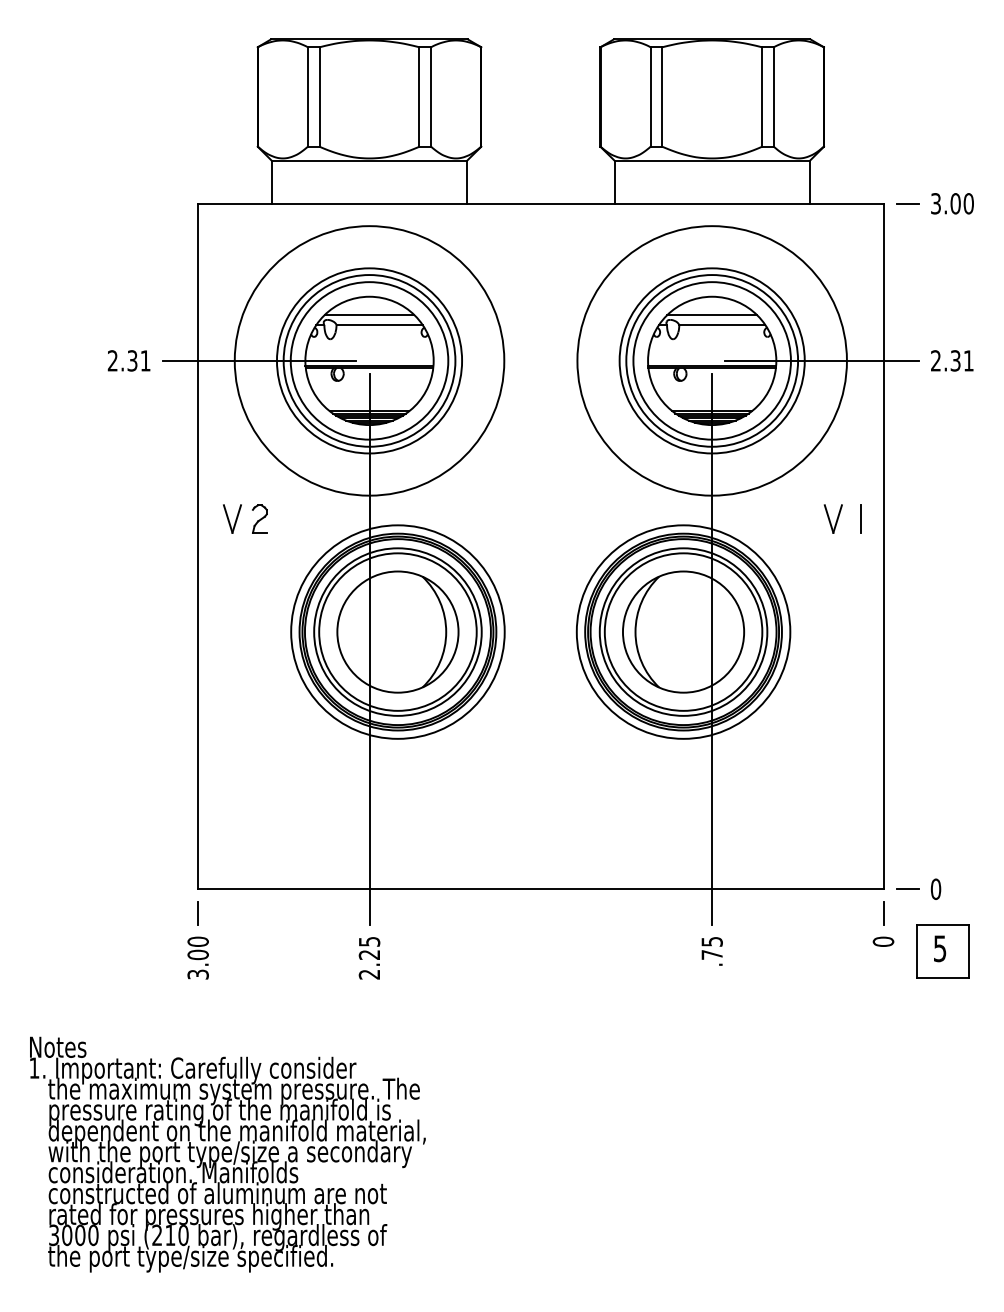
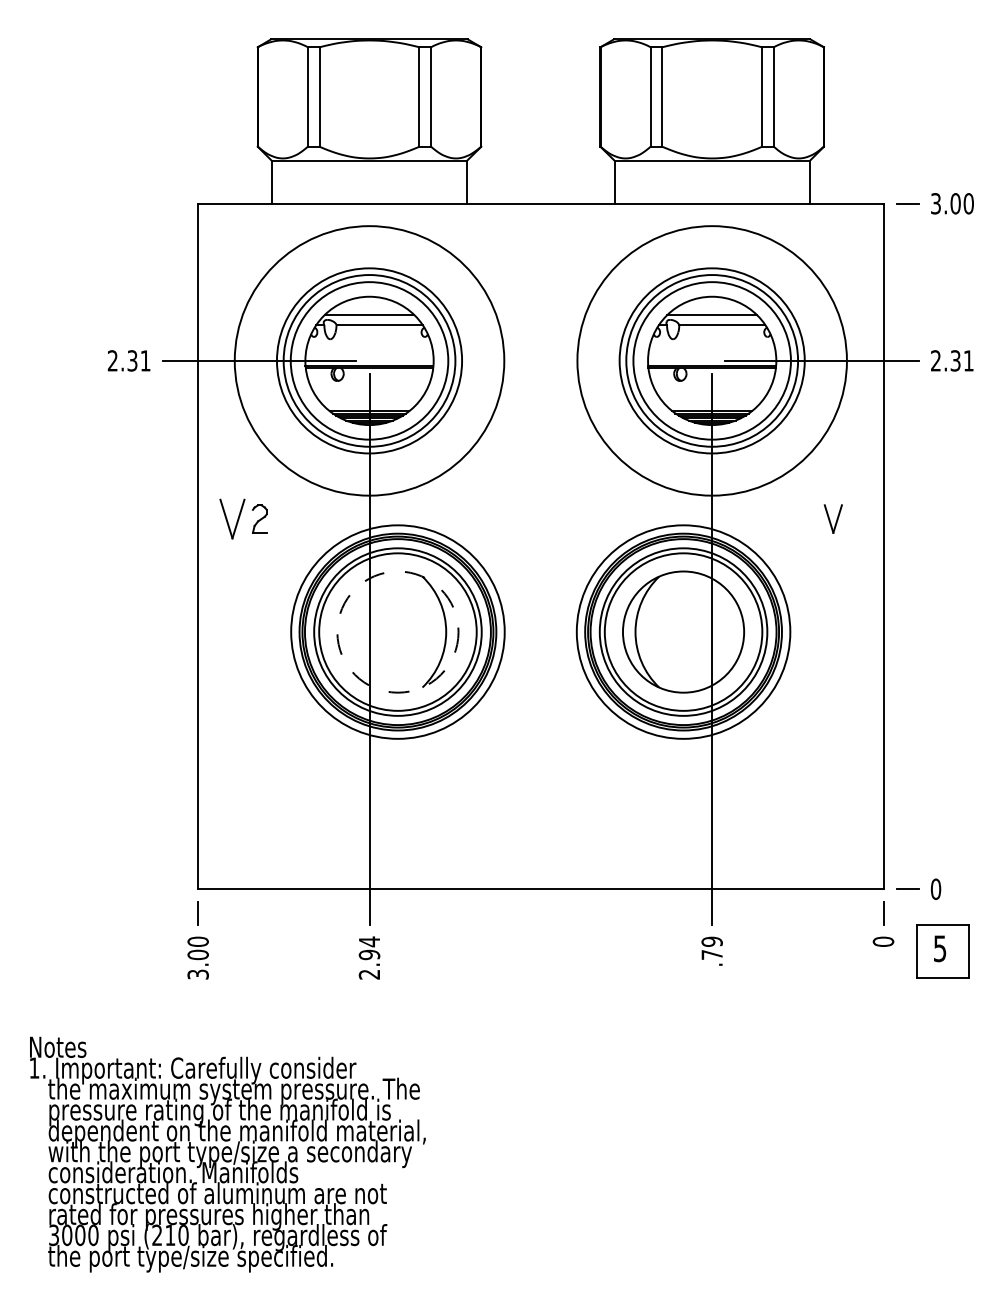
part size: 19x30 px -> 27x42 px (232, 518)
line: present -> none (860, 518)
circle: solid -> dashed (397, 631)
text: .75 -> .79 (711, 941)
text: 2.25 -> 2.94 (369, 948)
